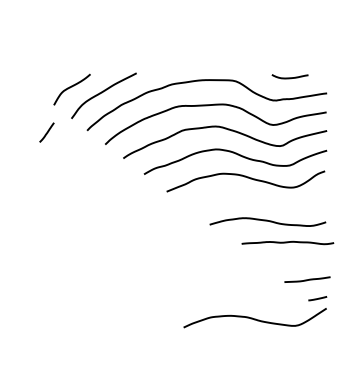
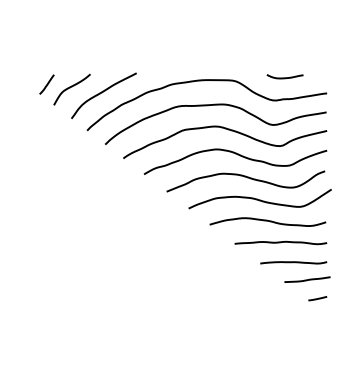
curve position: (289, 77) -> (284, 77) (284, 77)
line position: (46, 132) -> (46, 84) (46, 84)
curve position: (287, 242) -> (280, 242) (280, 242)
line: none -> present (293, 262)
curve position: (254, 318) -> (259, 199) (259, 199)
